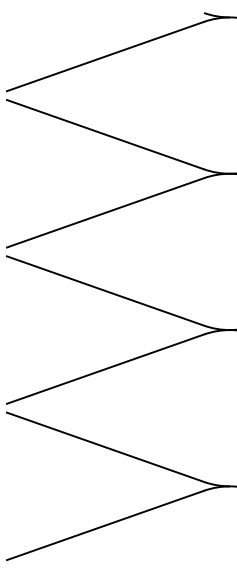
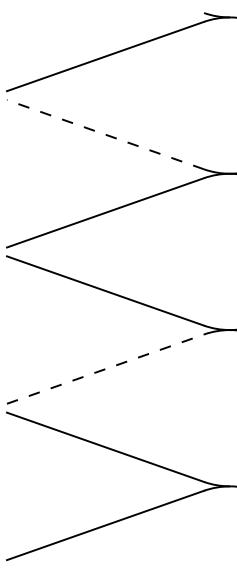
line: solid -> dashed (105, 134)
line: solid -> dashed (106, 368)
